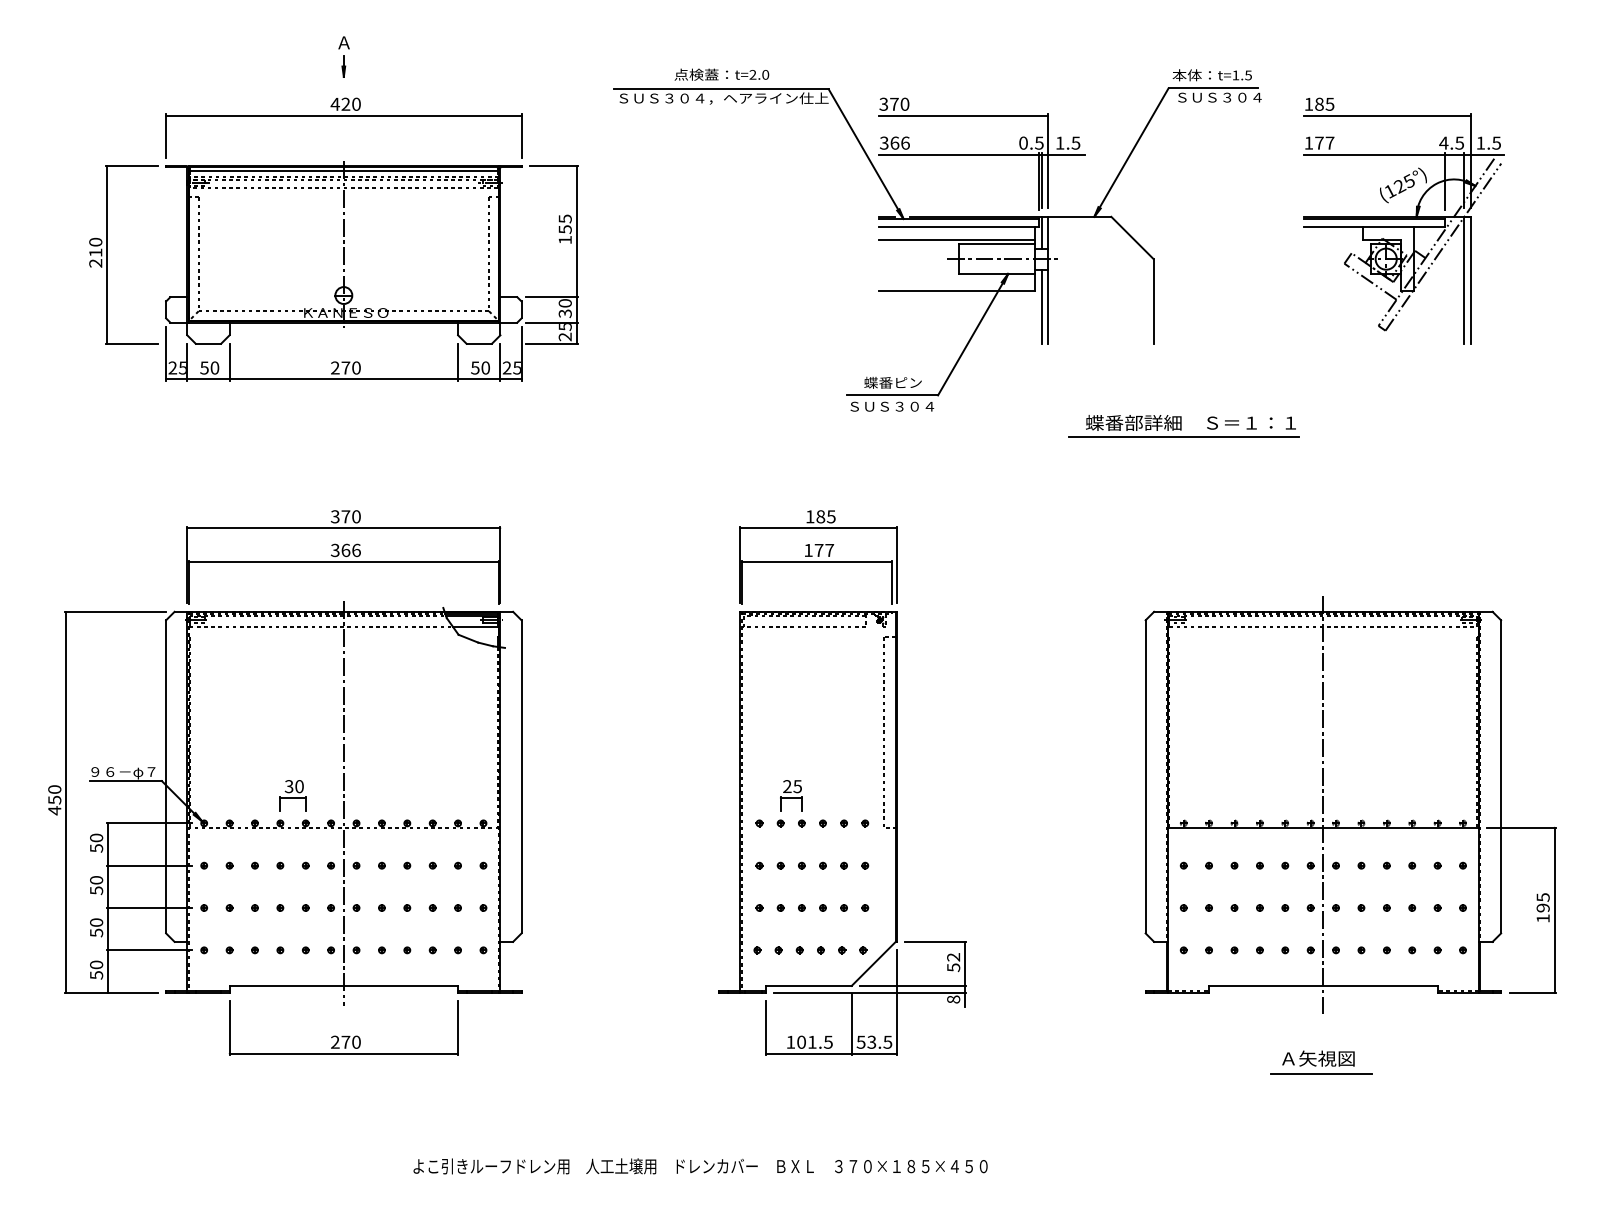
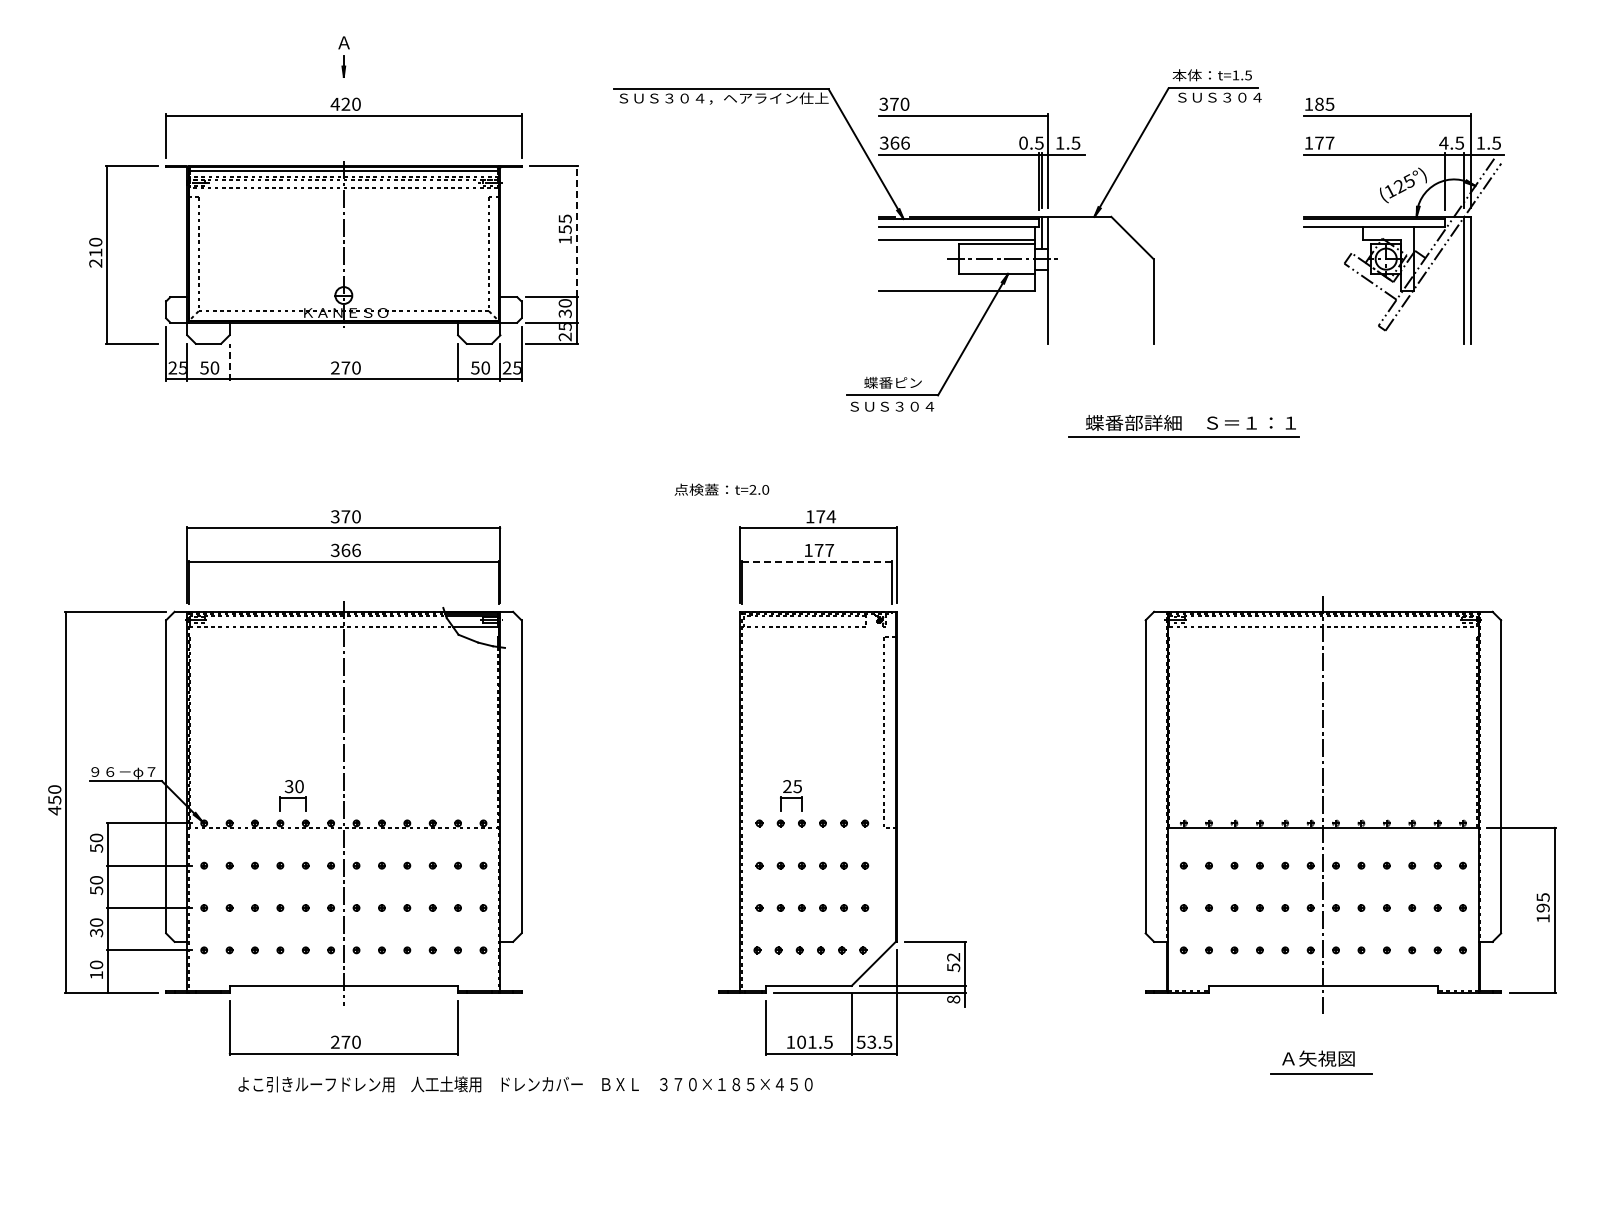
text position: (721, 74) -> (721, 489) (721, 489)
line: solid -> dashed (576, 231)
line: present -> none (1041, 306)
line: solid -> dashed (229, 361)
text: 185 -> 174 (826, 516)
line: solid -> dashed (817, 561)
text: 50 -> 30 (96, 932)
text: 50 -> 10 (96, 975)
text position: (700, 1166) -> (525, 1084) (525, 1084)
